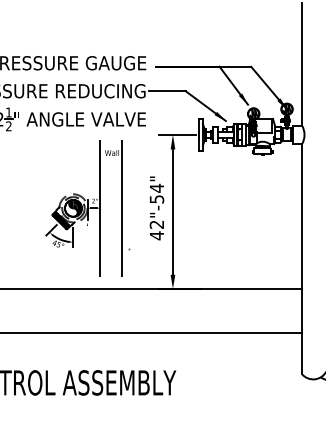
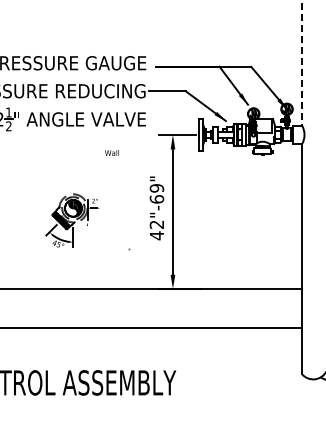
line: solid -> dashed (302, 65)
text: 42"-54" -> 42"-69" (156, 193)
line: present -> none (100, 207)
line: present -> none (122, 207)
line position: (152, 333) -> (152, 328) (152, 328)
